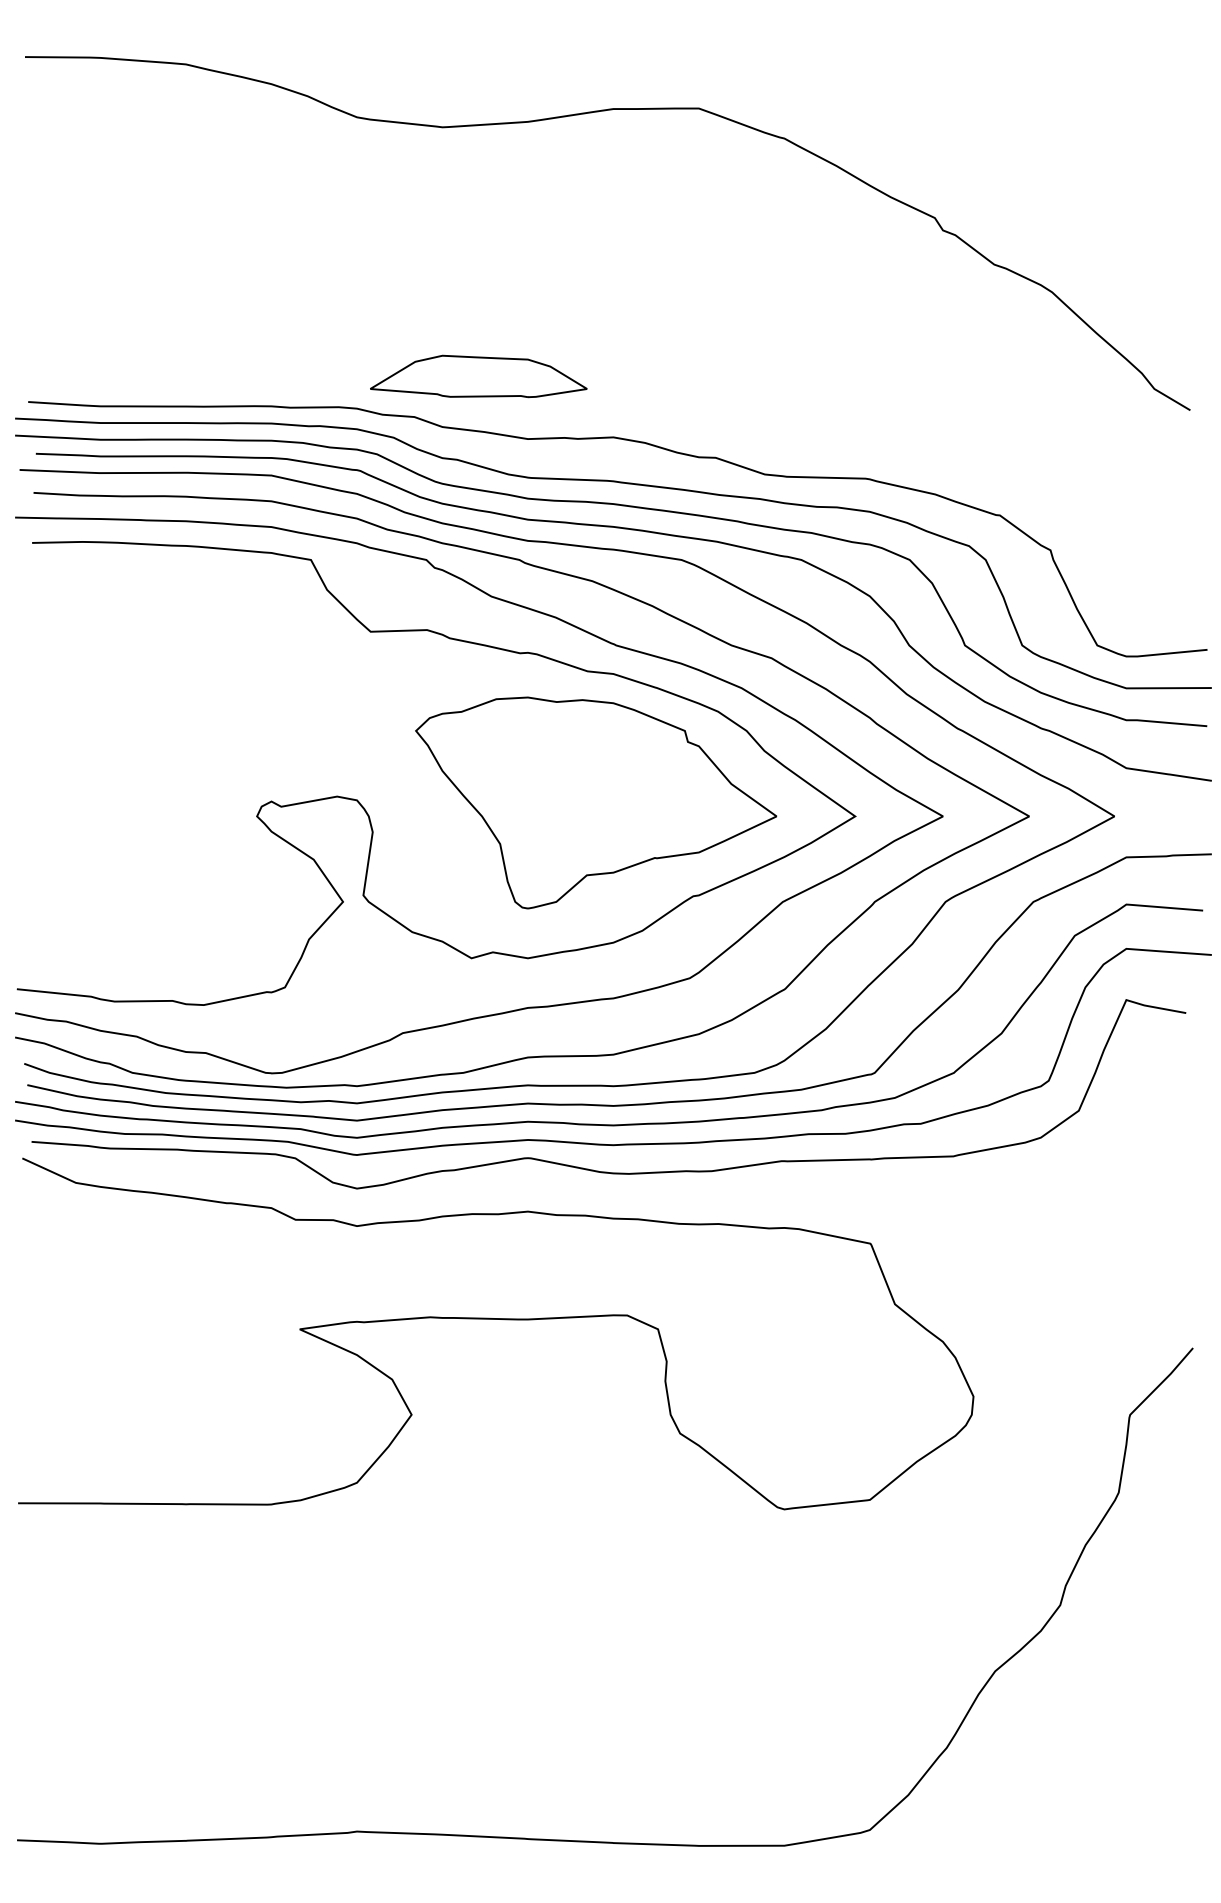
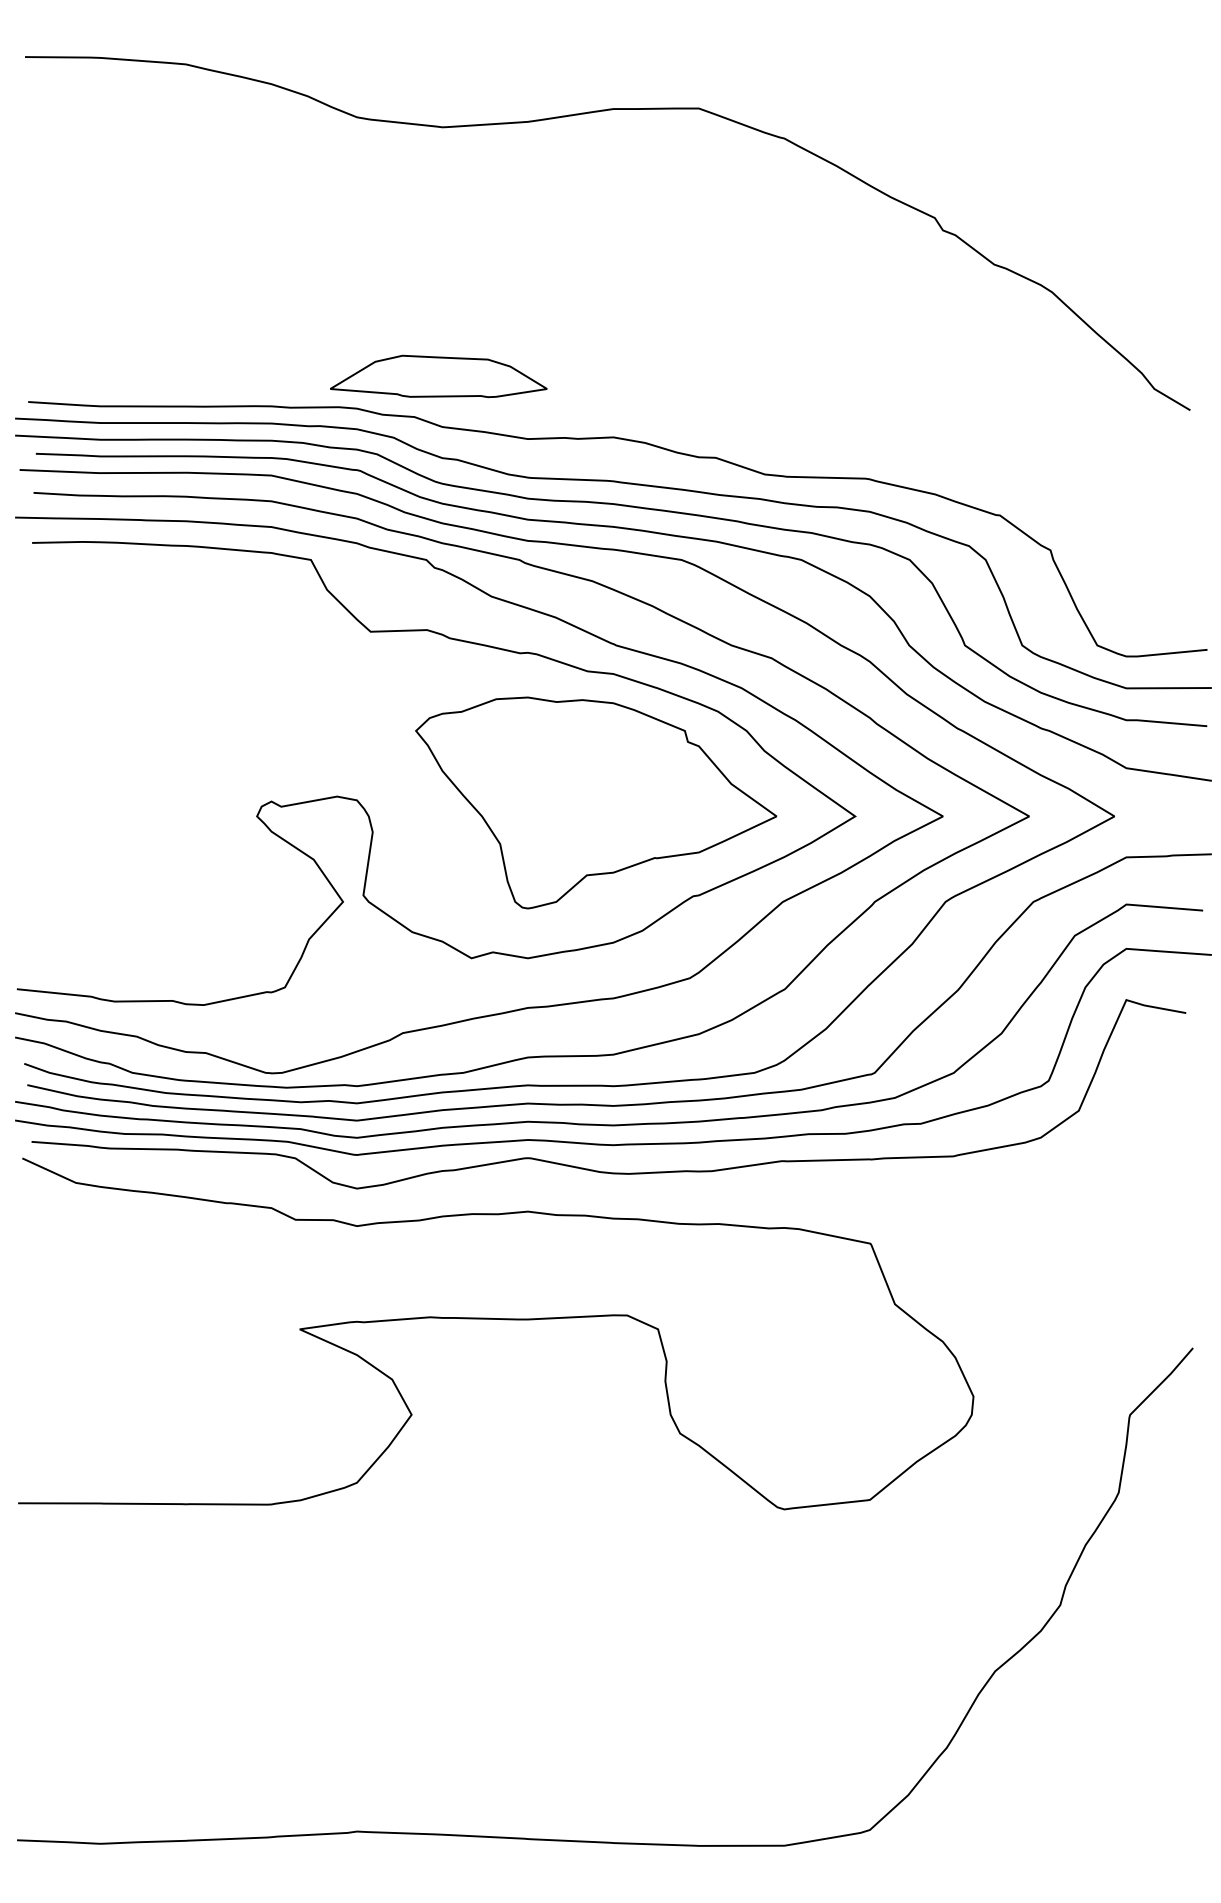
part position: (478, 376) -> (438, 376) (438, 376)
